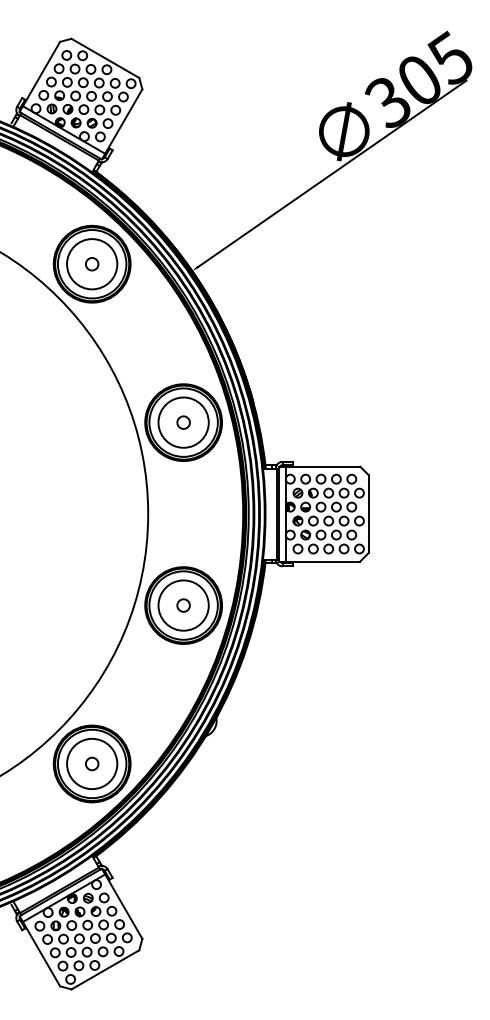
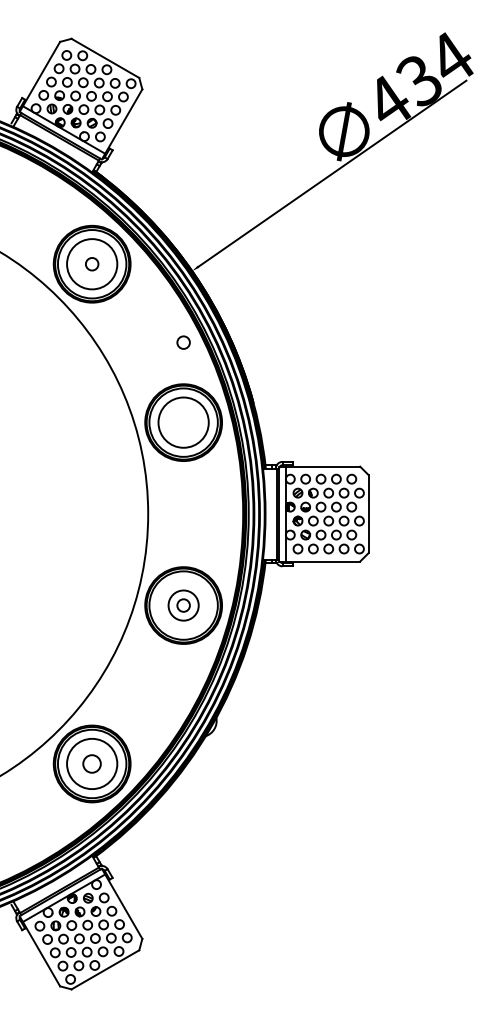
text: 305 -> 434 (419, 78)
circle position: (183, 422) -> (183, 342) (183, 342)
circle diameter: 50 px -> 30 px (183, 605)
circle size: 15x16 px -> 20x20 px (91, 763)
